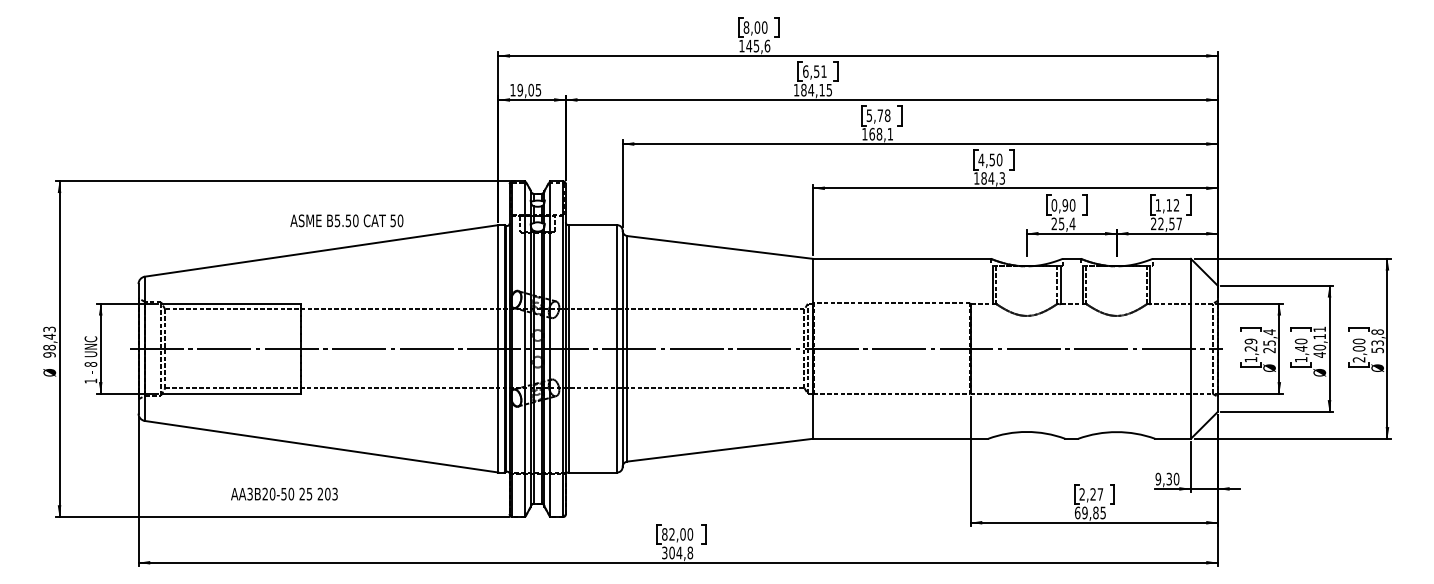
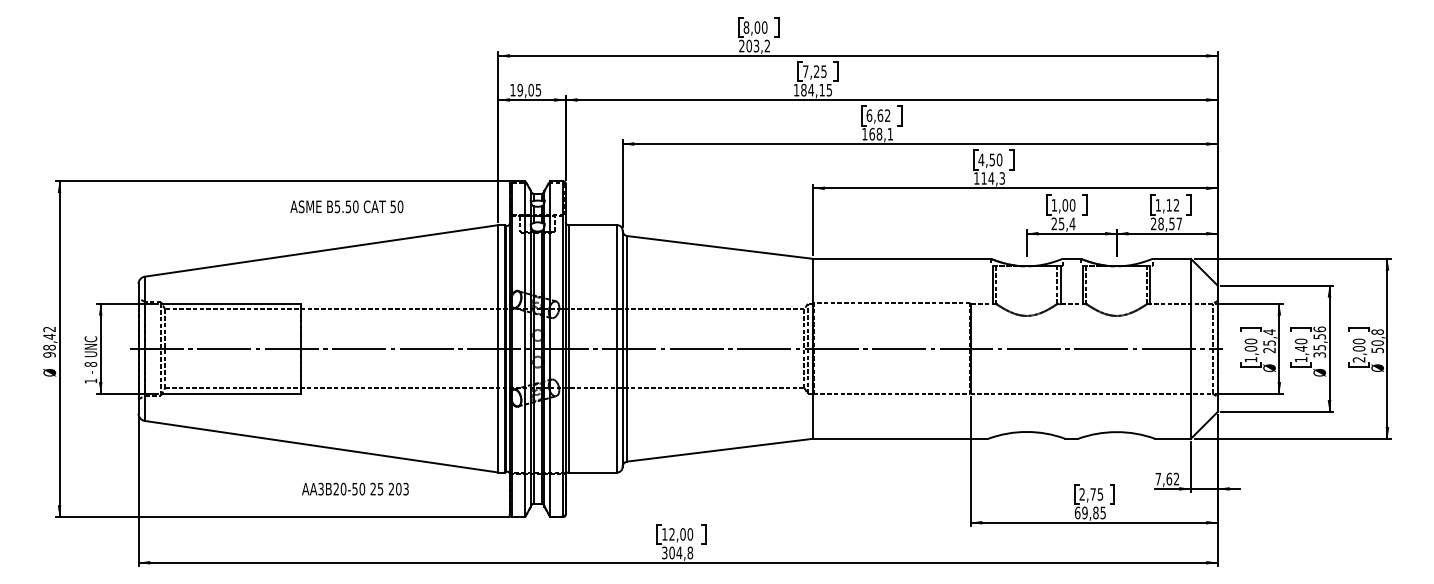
text: 145,6 -> 203,2 (754, 45)
text: 6,51 -> 7,25 (814, 71)
text: 5,78 -> 6,62 (878, 115)
text: 184,3 -> 114,3 (983, 178)
text: 0,90 -> 1,00 (1059, 205)
text position: (346, 220) -> (346, 206) (346, 206)
text: 22,57 -> 28,57 (1160, 223)
text: 98,43 -> 98,42 (49, 329)
text: 40,11 -> 35,56 (1319, 341)
text: 53,8 -> 50,8 (1377, 342)
text: 1,29 -> 1,00 (1250, 344)
text: 9,30 -> 7,62 (1167, 478)
text position: (284, 493) -> (355, 488) (355, 488)
text: 2,27 -> 2,75 (1096, 494)
text: 82,00 -> 12,00 (664, 534)
